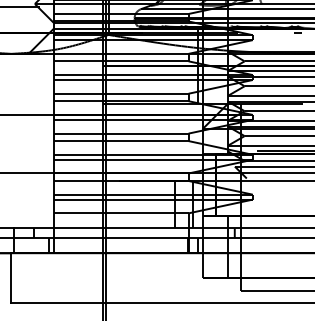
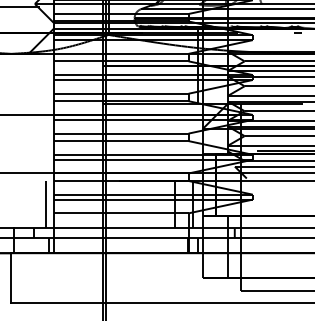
line: none -> present (46, 204)
